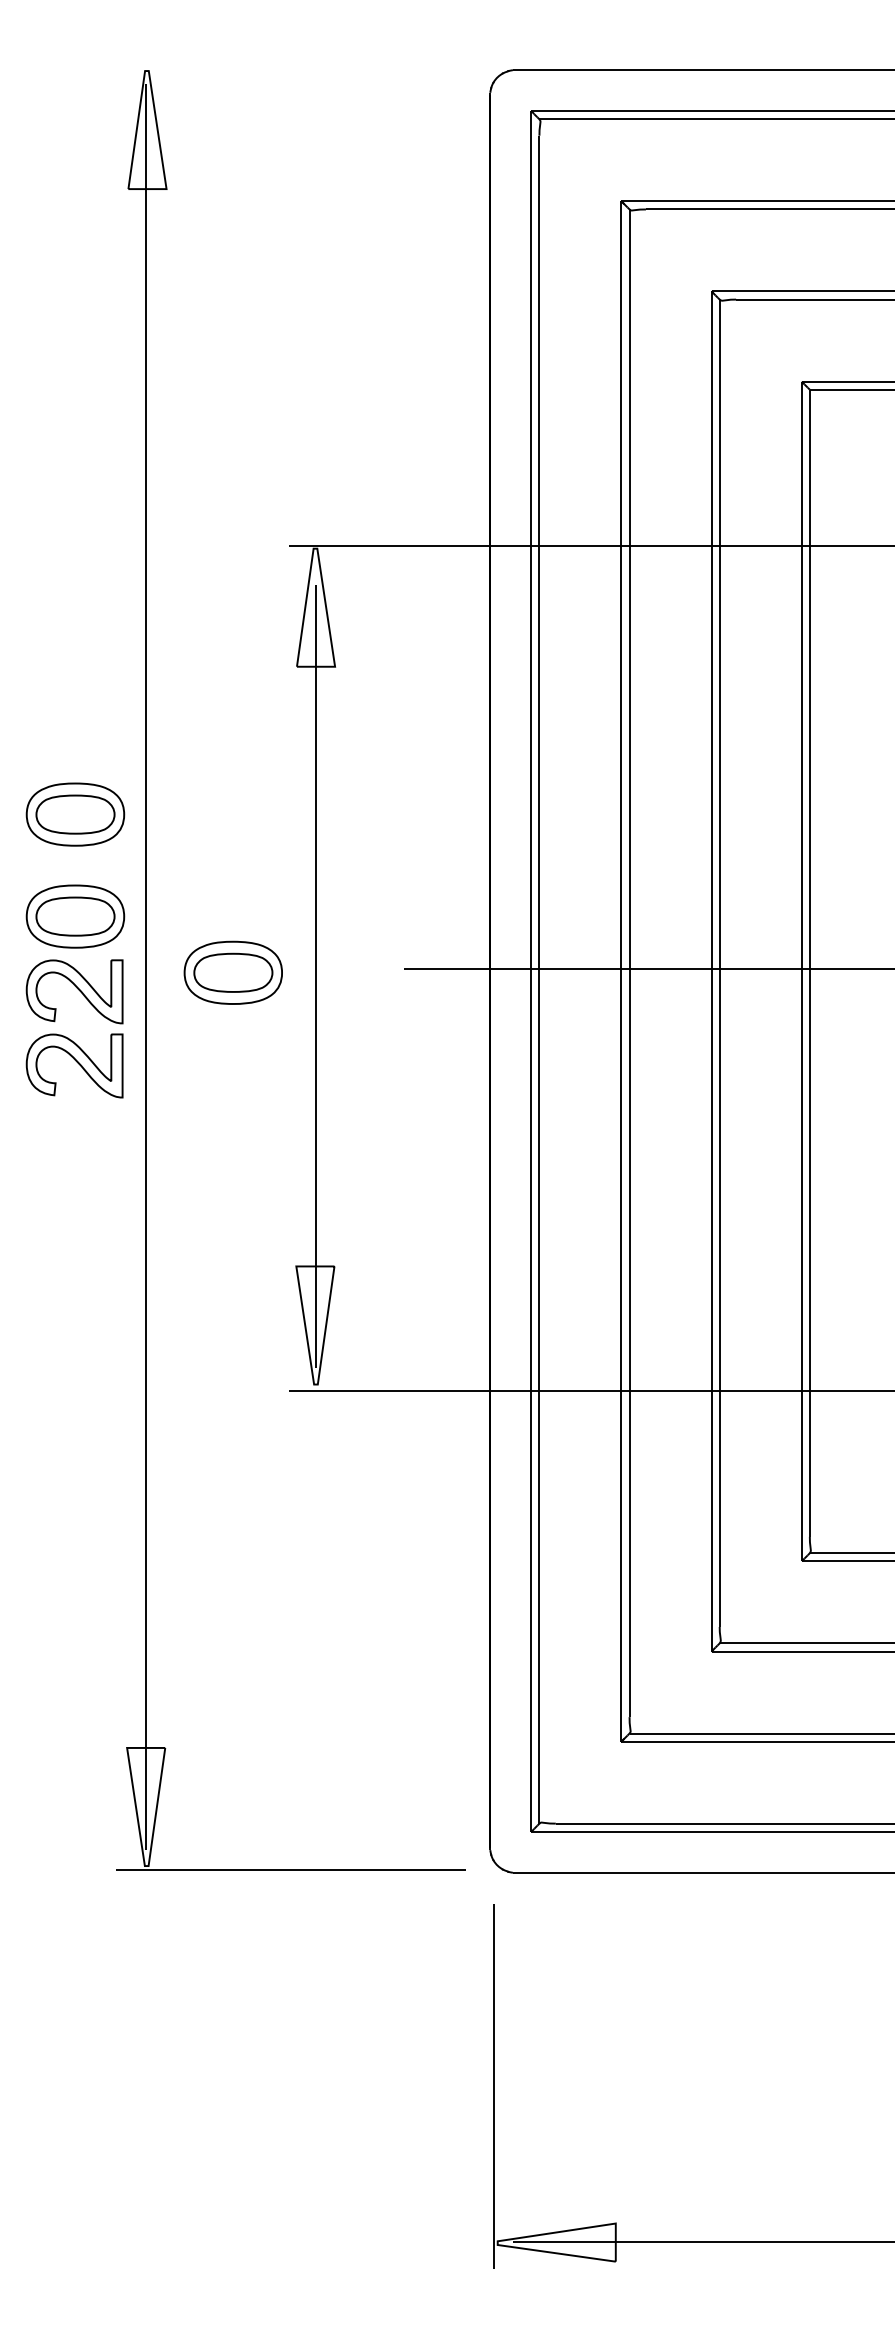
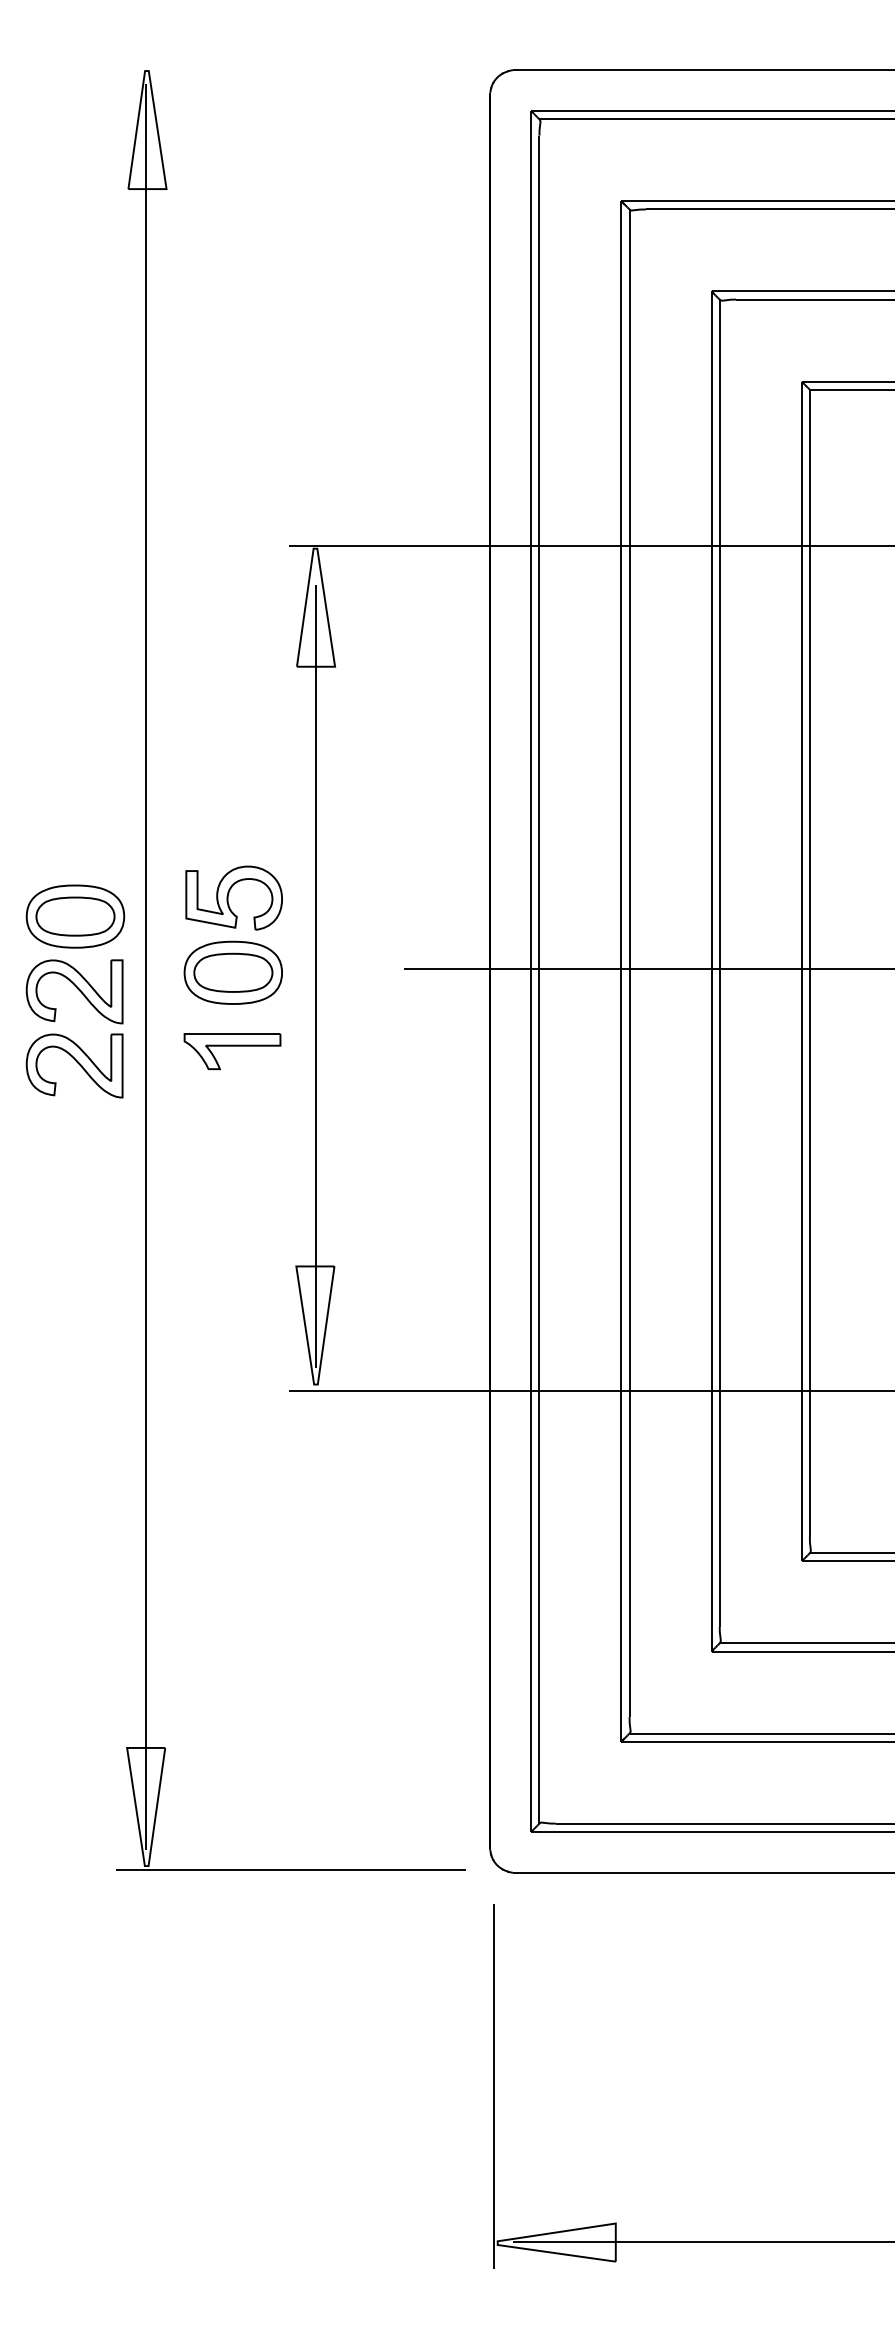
part: present -> none (75, 814)
part: none -> present (233, 897)
part: none -> present (232, 1051)
